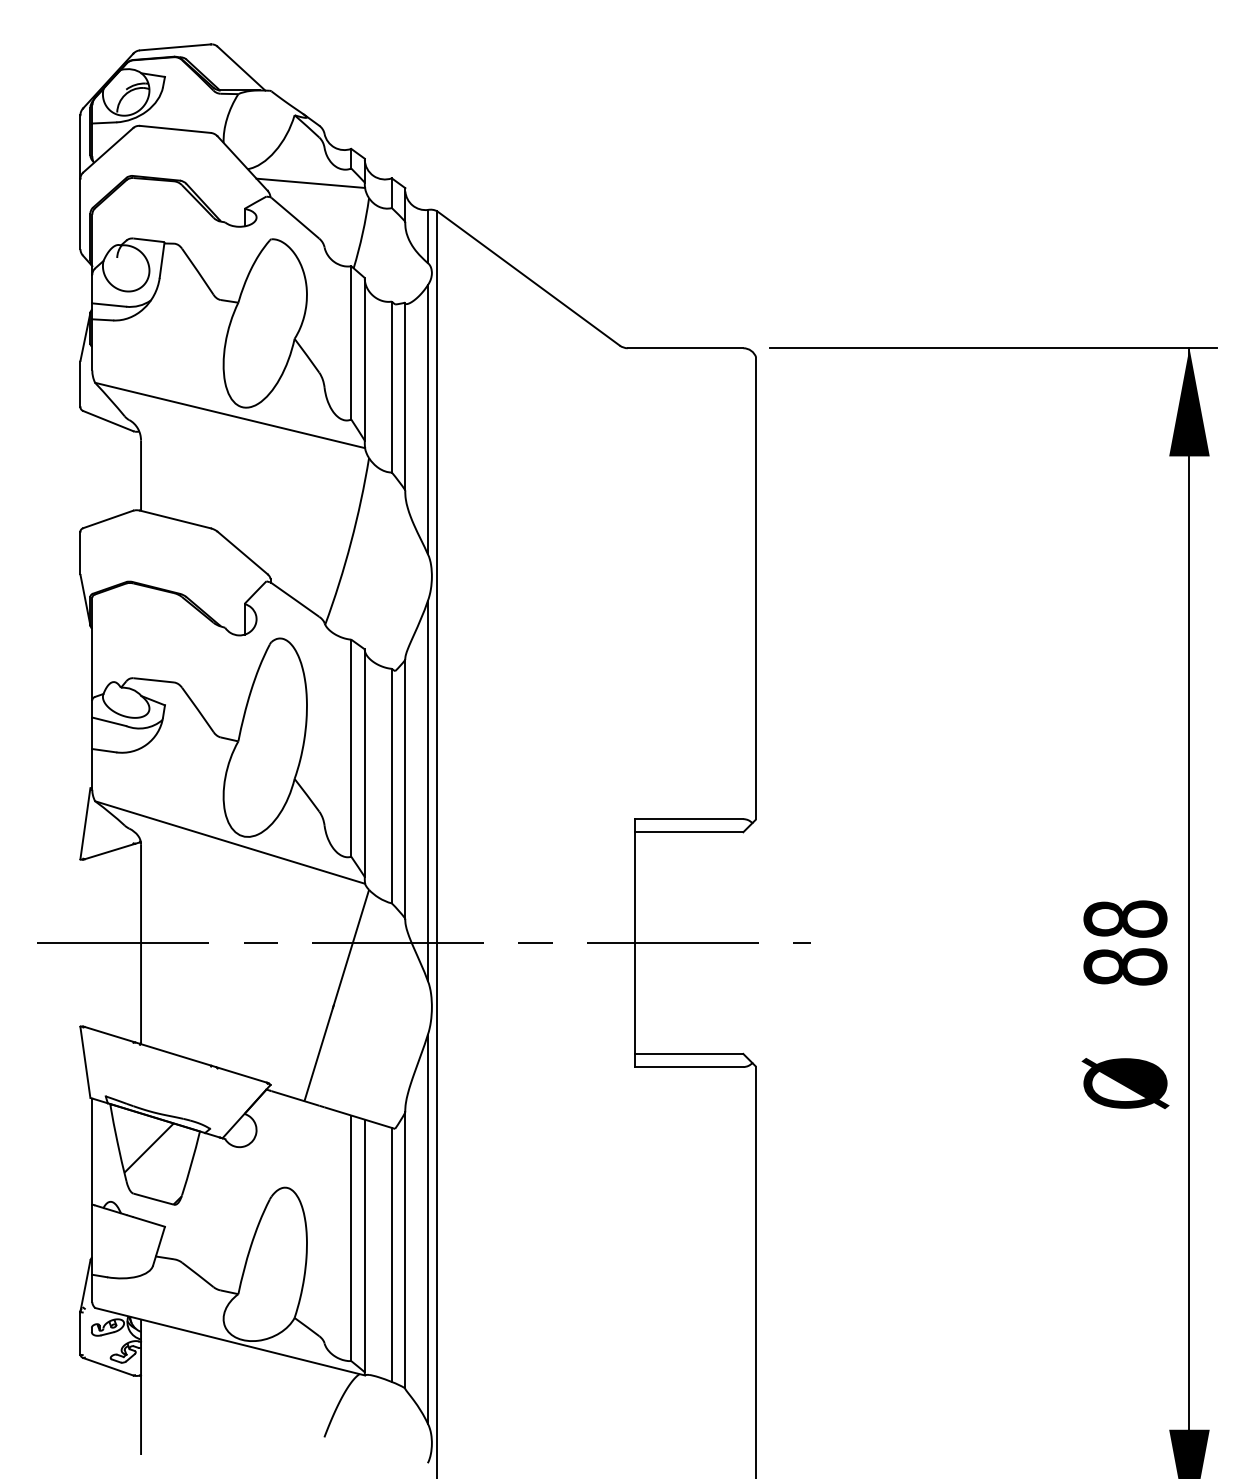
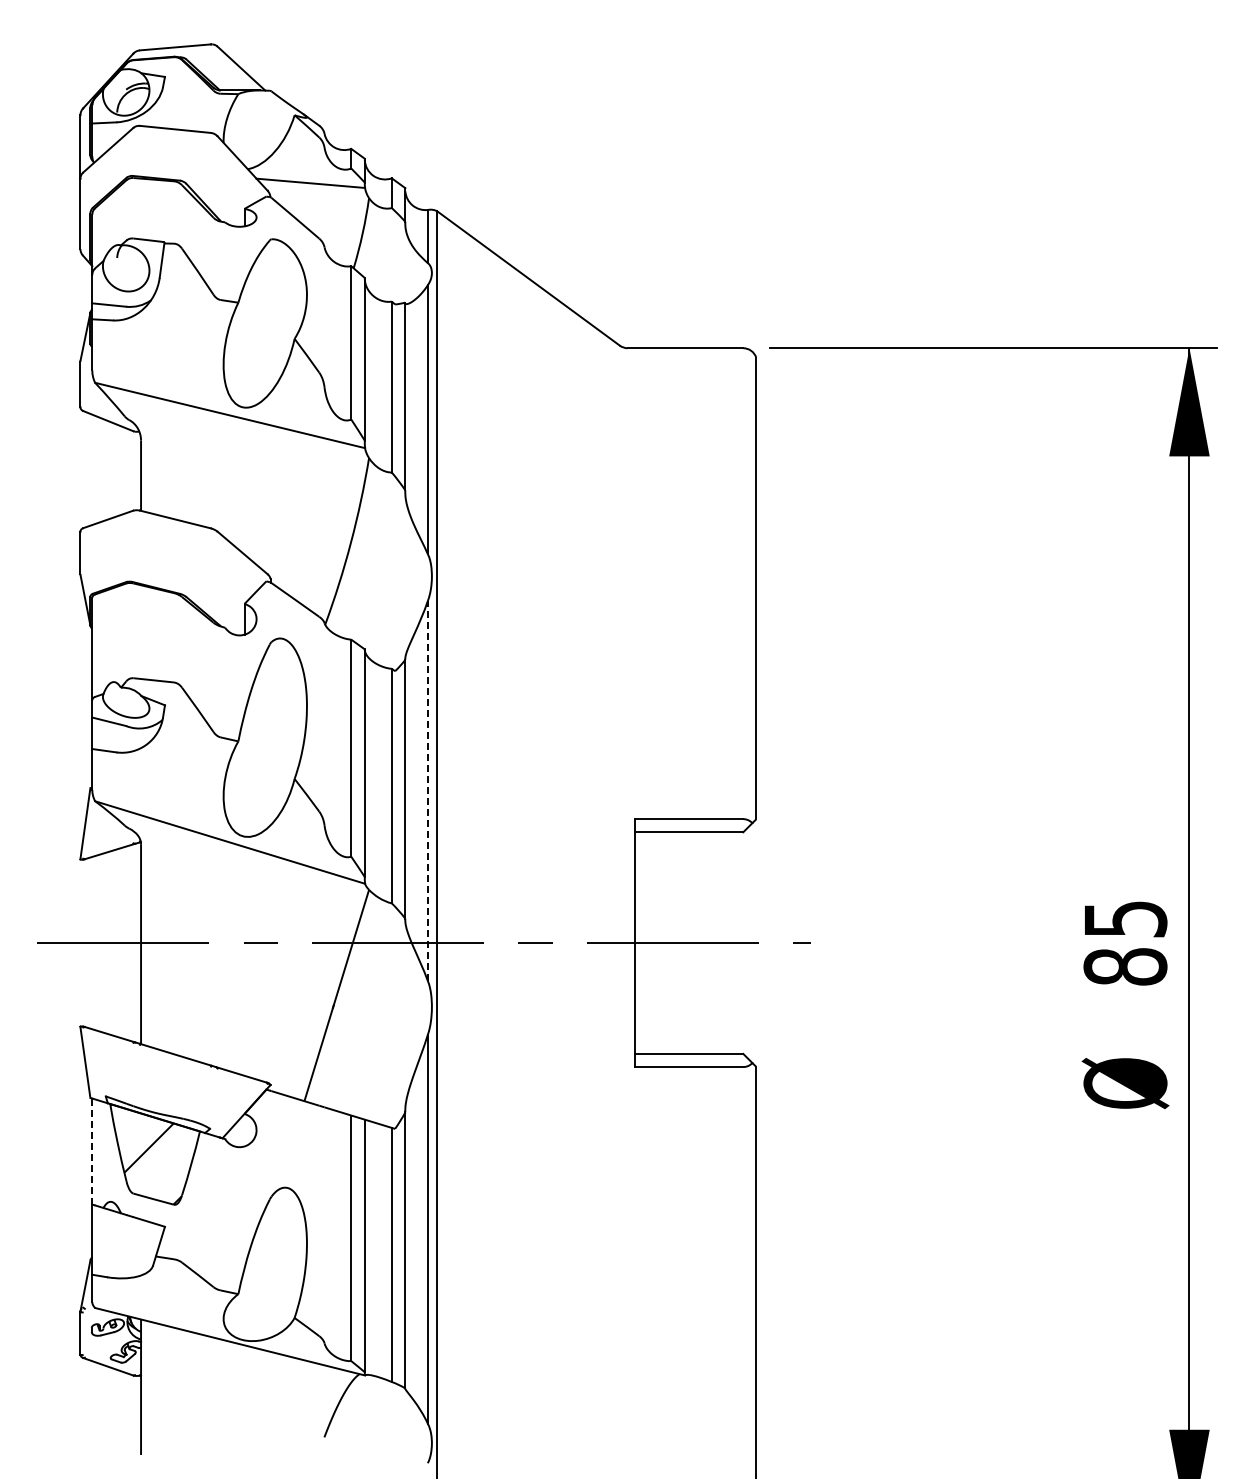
line: solid -> dashed (427, 791)
text: 88 -> 85 (1125, 918)
line: solid -> dashed (92, 1151)
